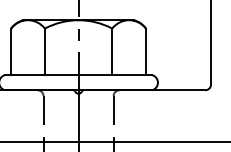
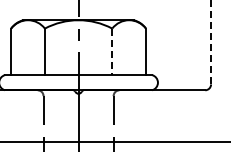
line: solid -> dashed (211, 42)
line: solid -> dashed (112, 52)
